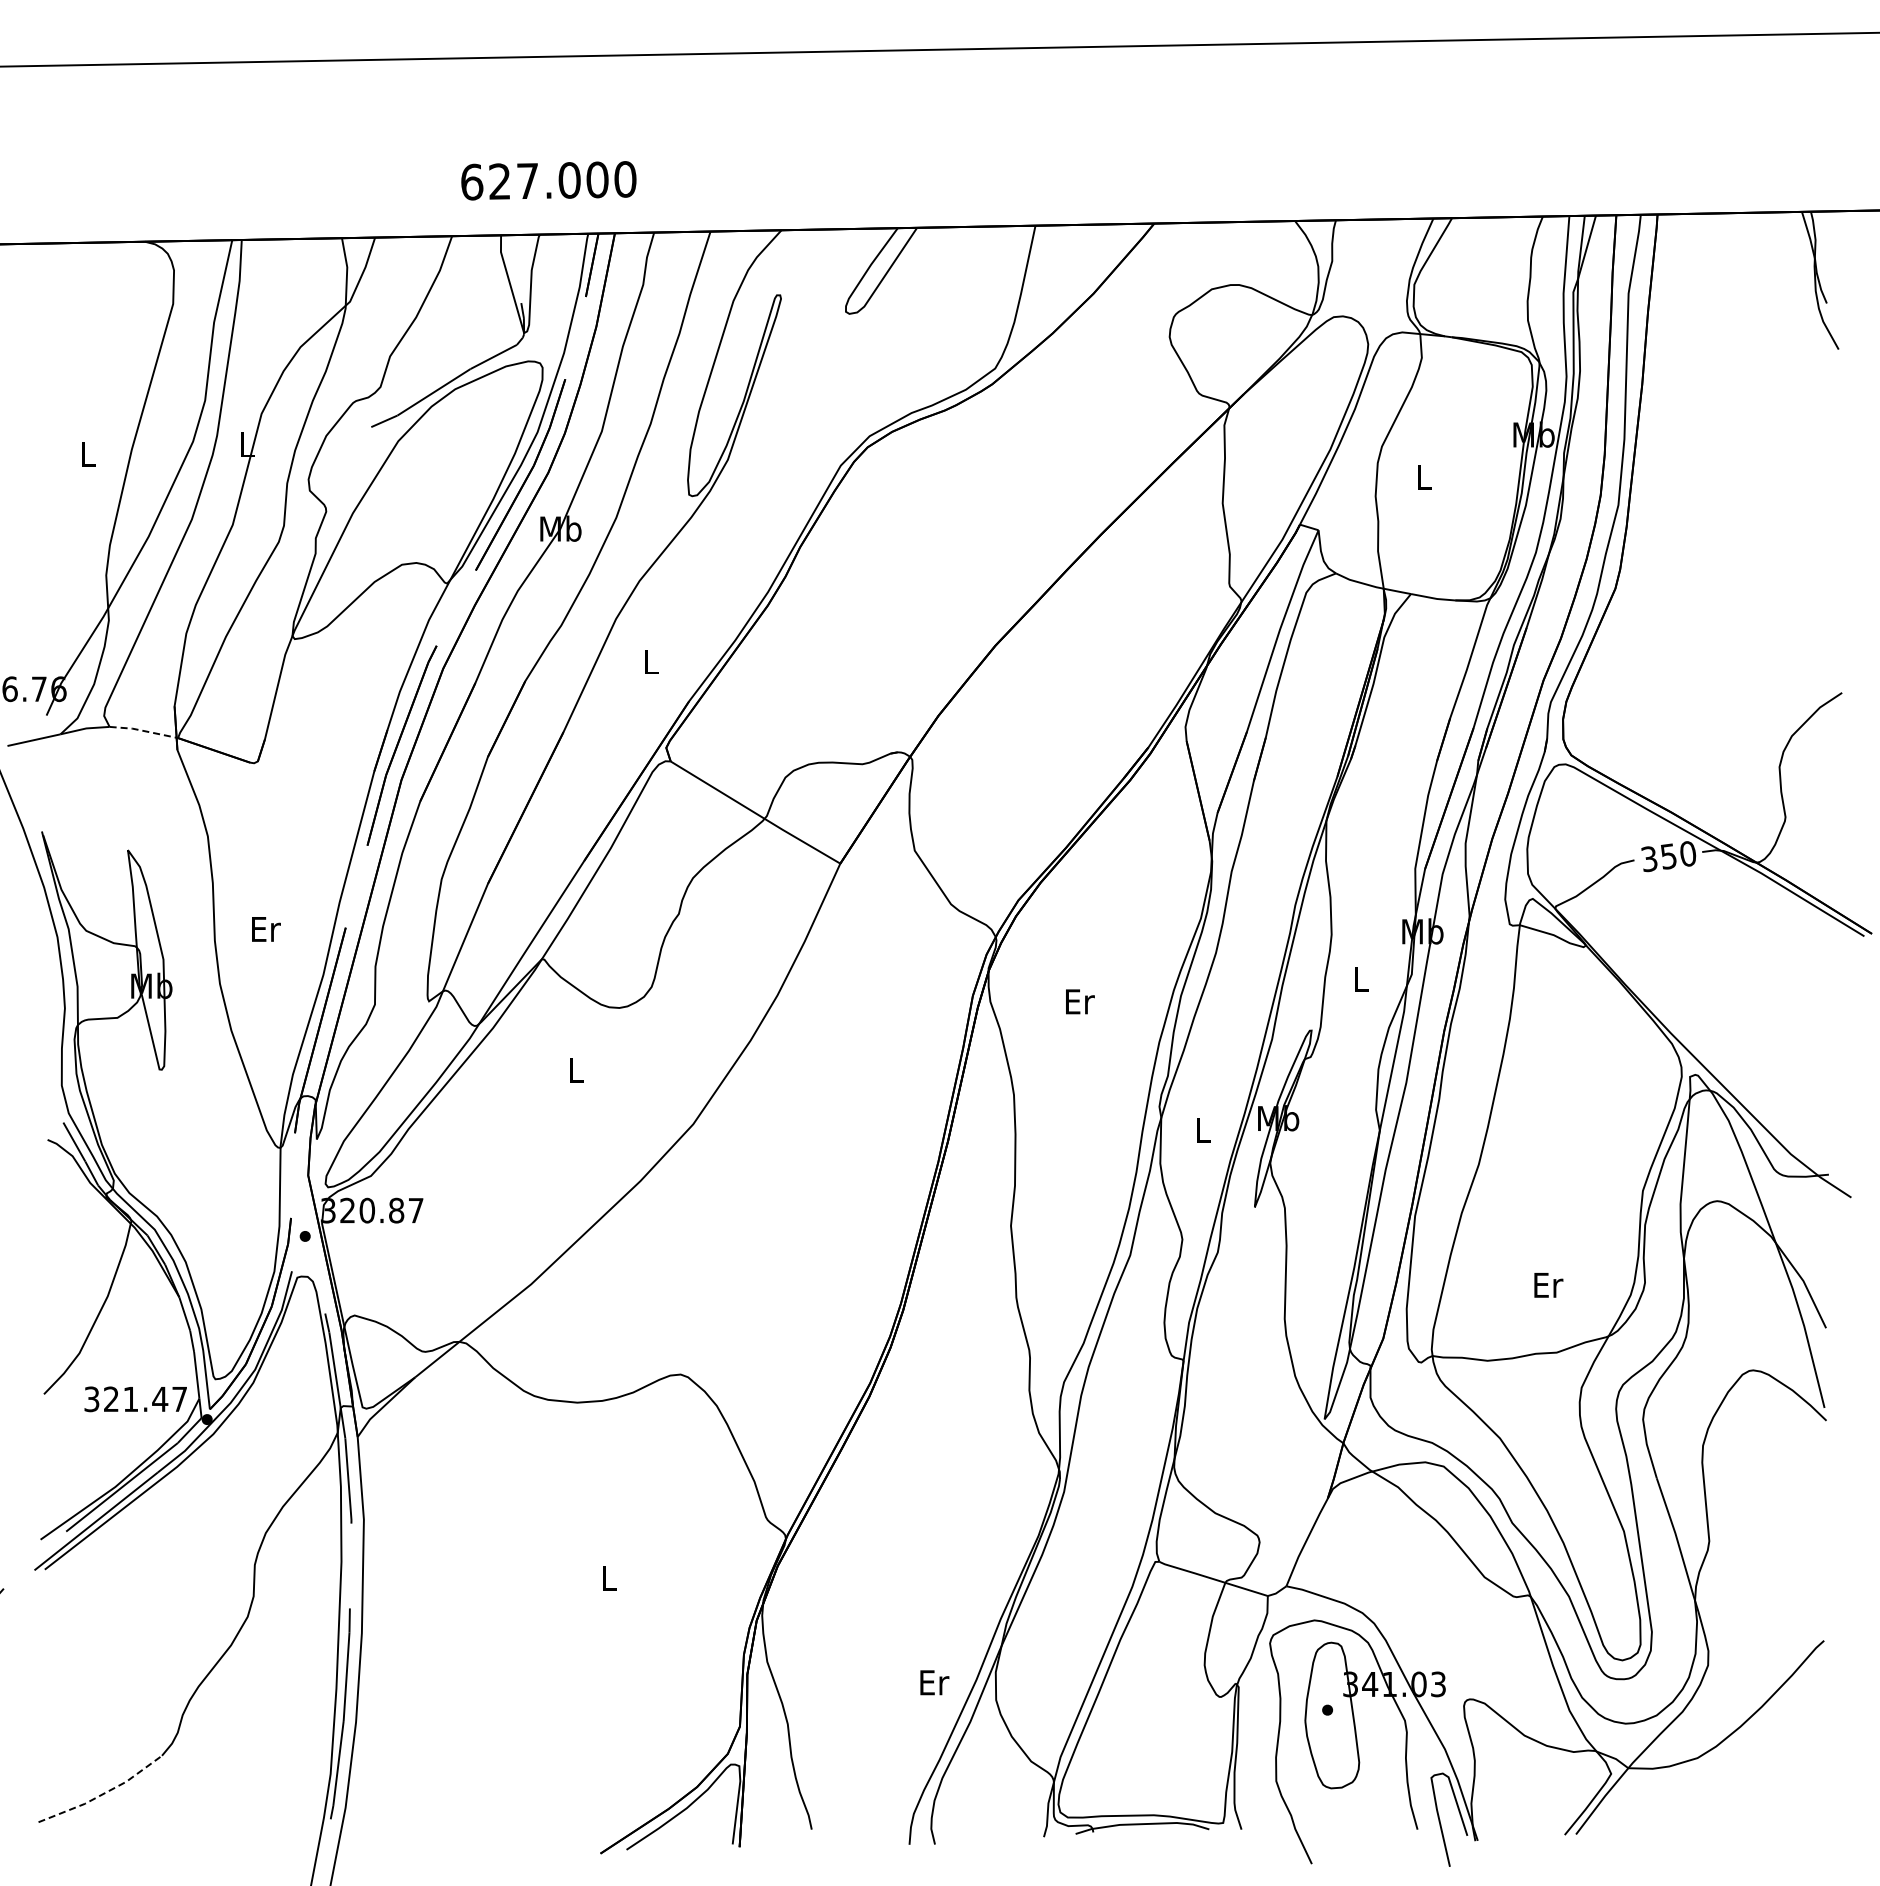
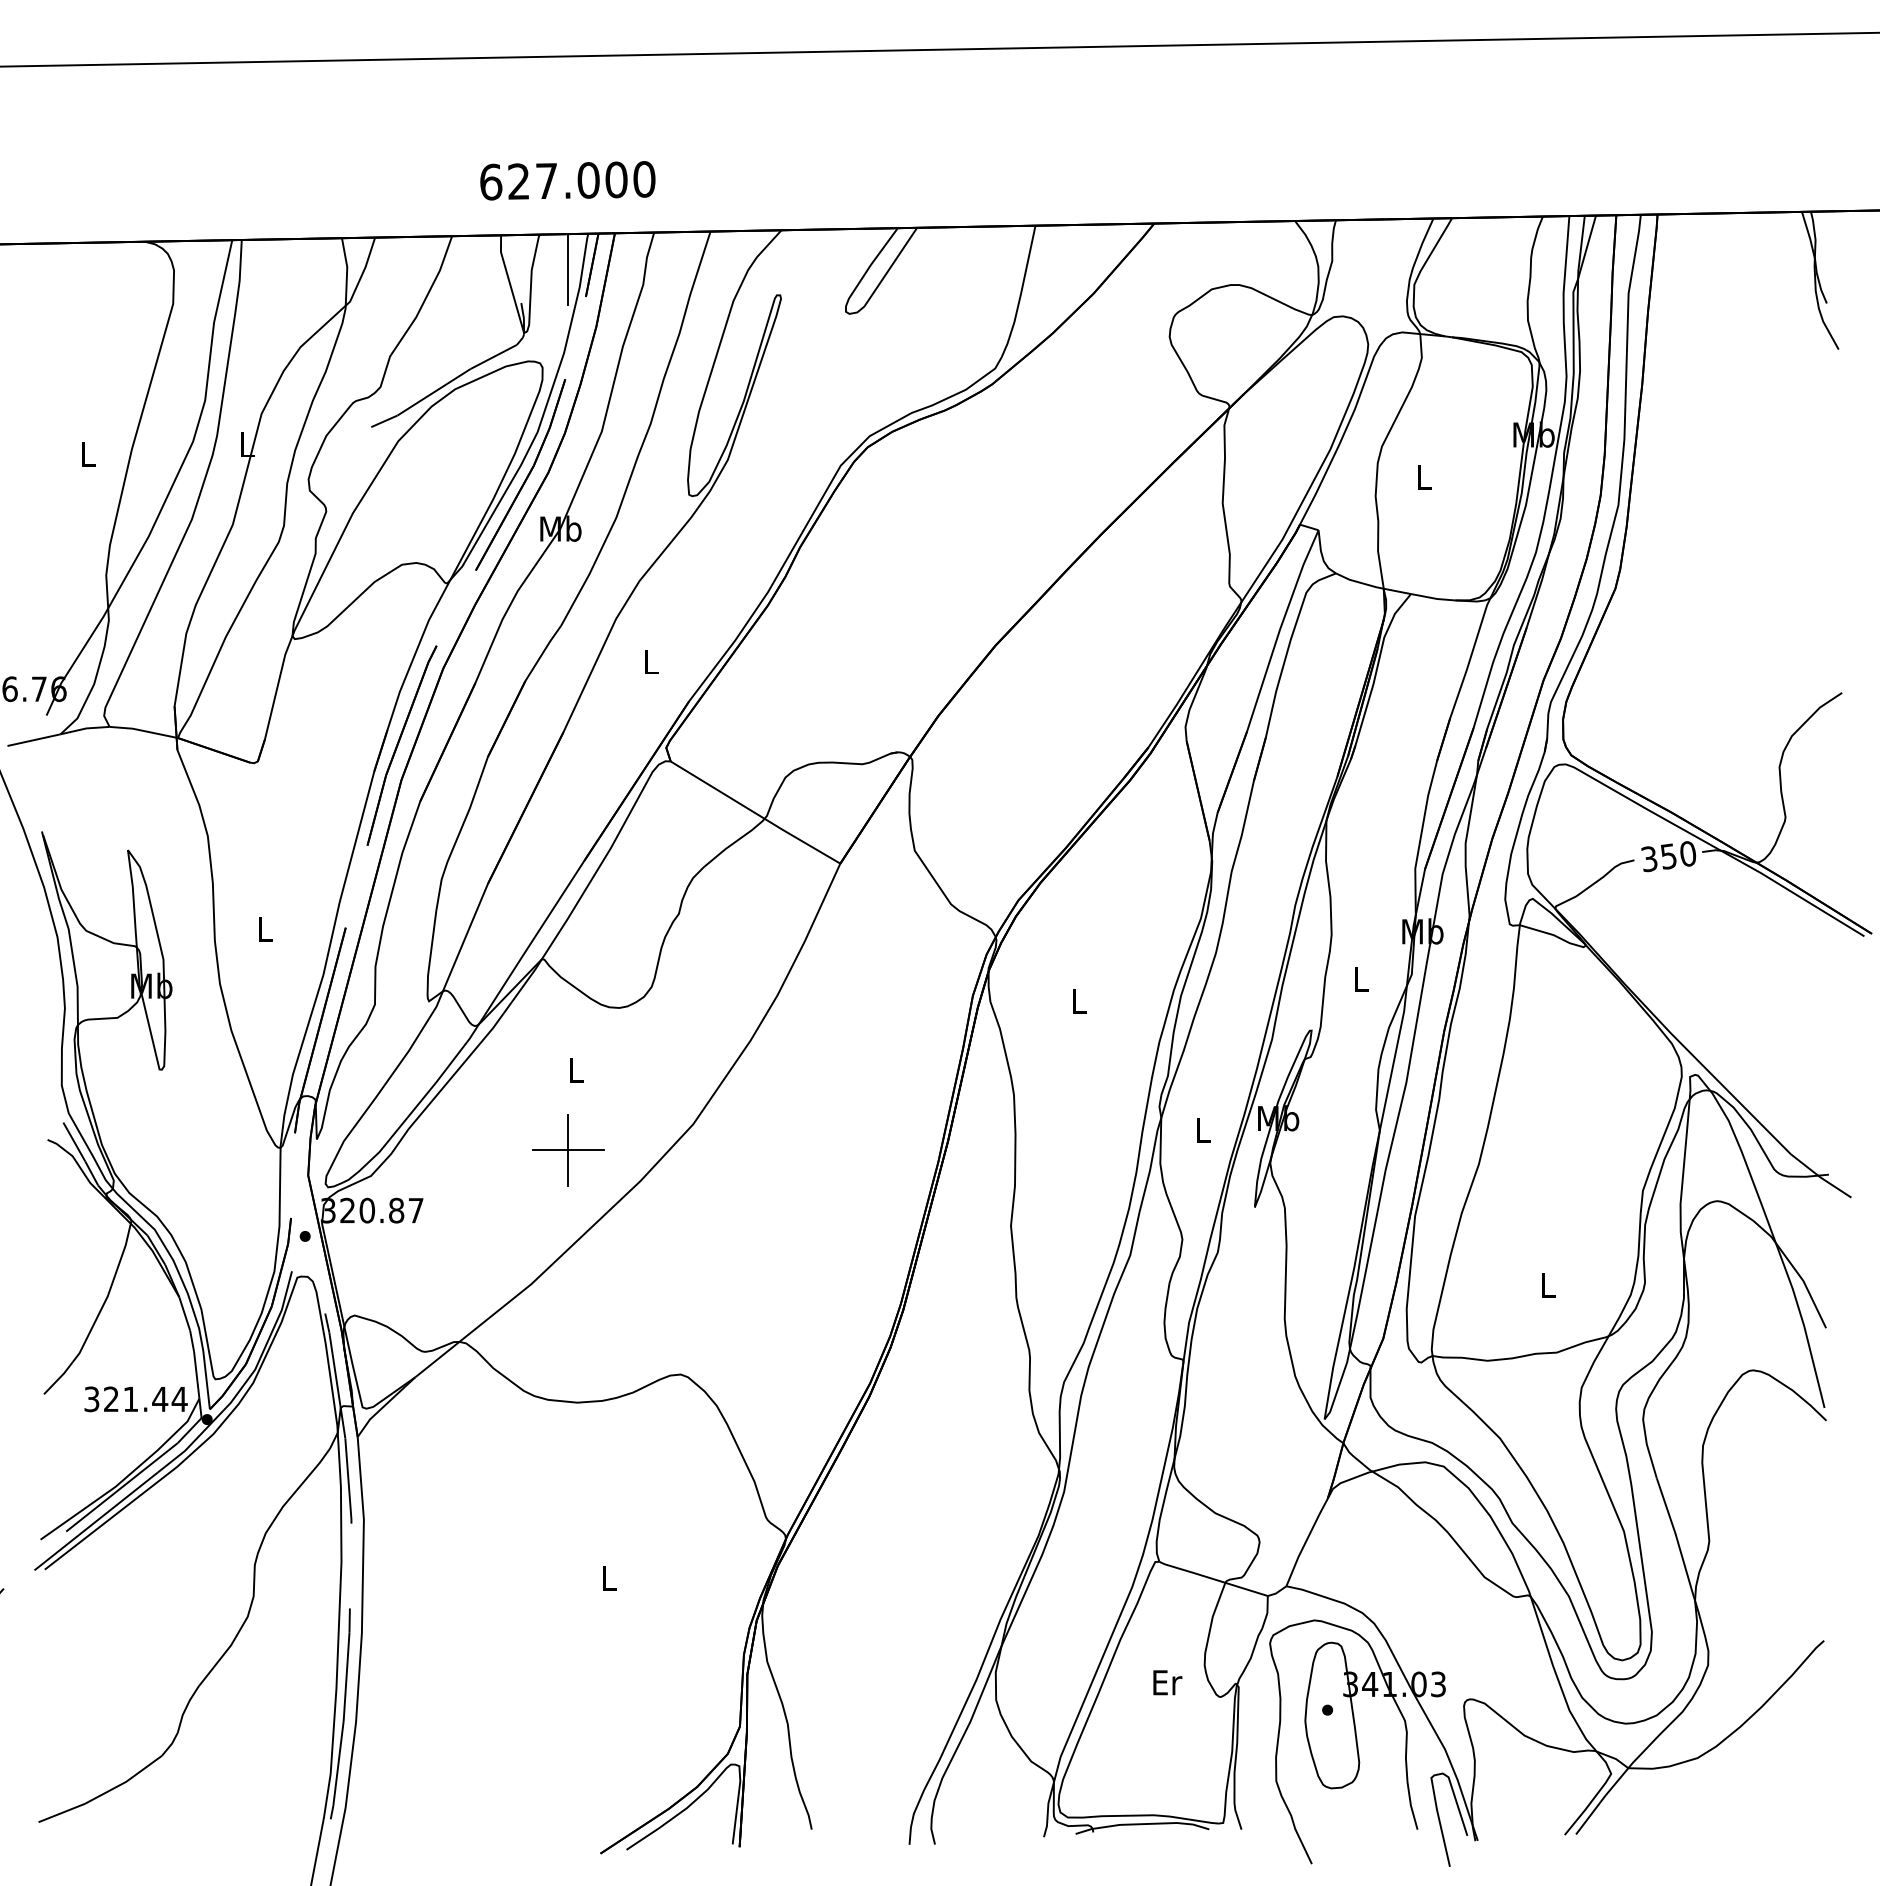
text position: (548, 180) -> (567, 180) (567, 180)
line: none -> present (568, 269)
line: dashed -> solid (143, 730)
text: Er -> L (266, 929)
text: Er -> L (1080, 1001)
part: none -> present (568, 1150)
text: Er -> L (1548, 1284)
text: 321.47 -> 321.44 (179, 1399)
text position: (934, 1682) -> (1167, 1682) (1167, 1682)
line: dashed -> solid (103, 1794)
